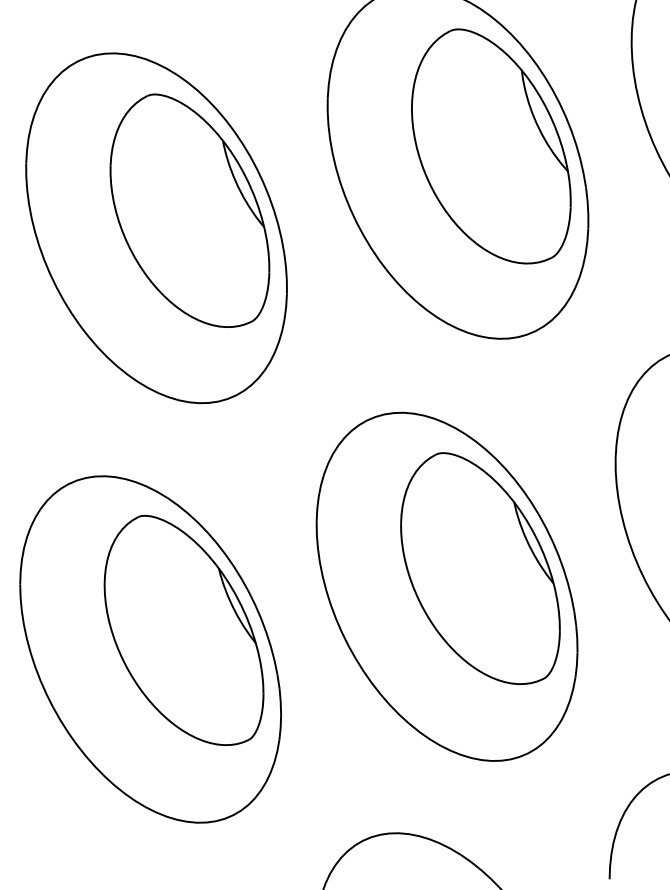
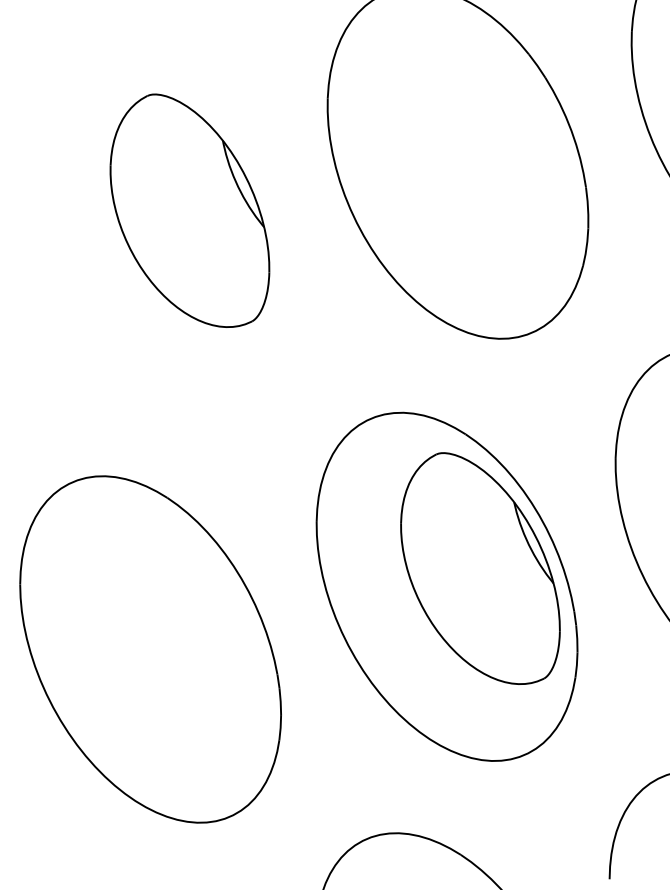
part: present -> none (491, 146)
part: present -> none (156, 228)
part: present -> none (183, 629)
